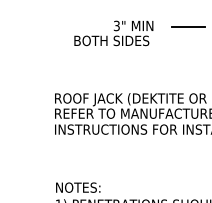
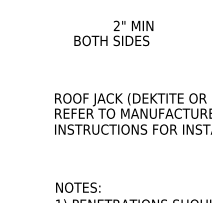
text: 3" -> 2" (116, 26)
line: present -> none (188, 26)
